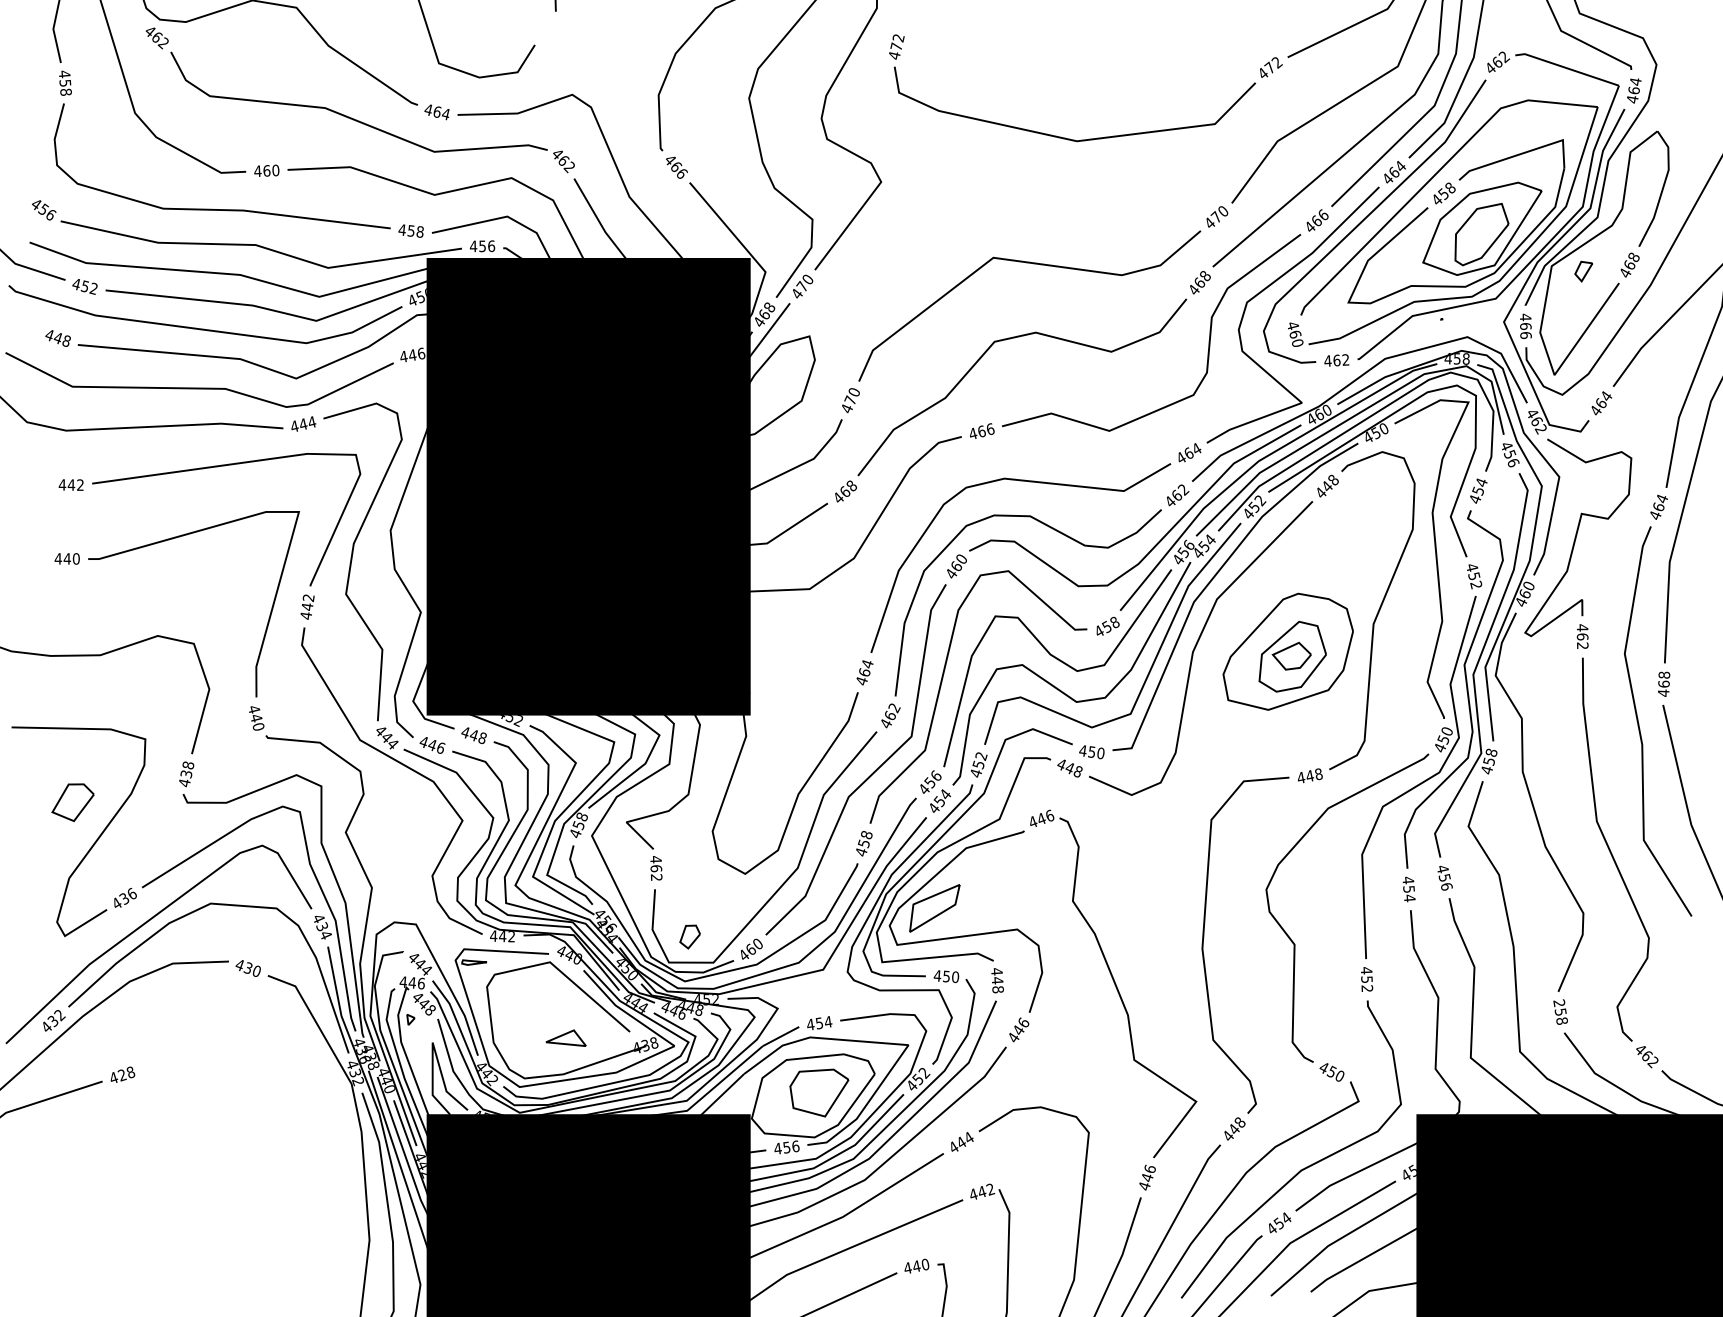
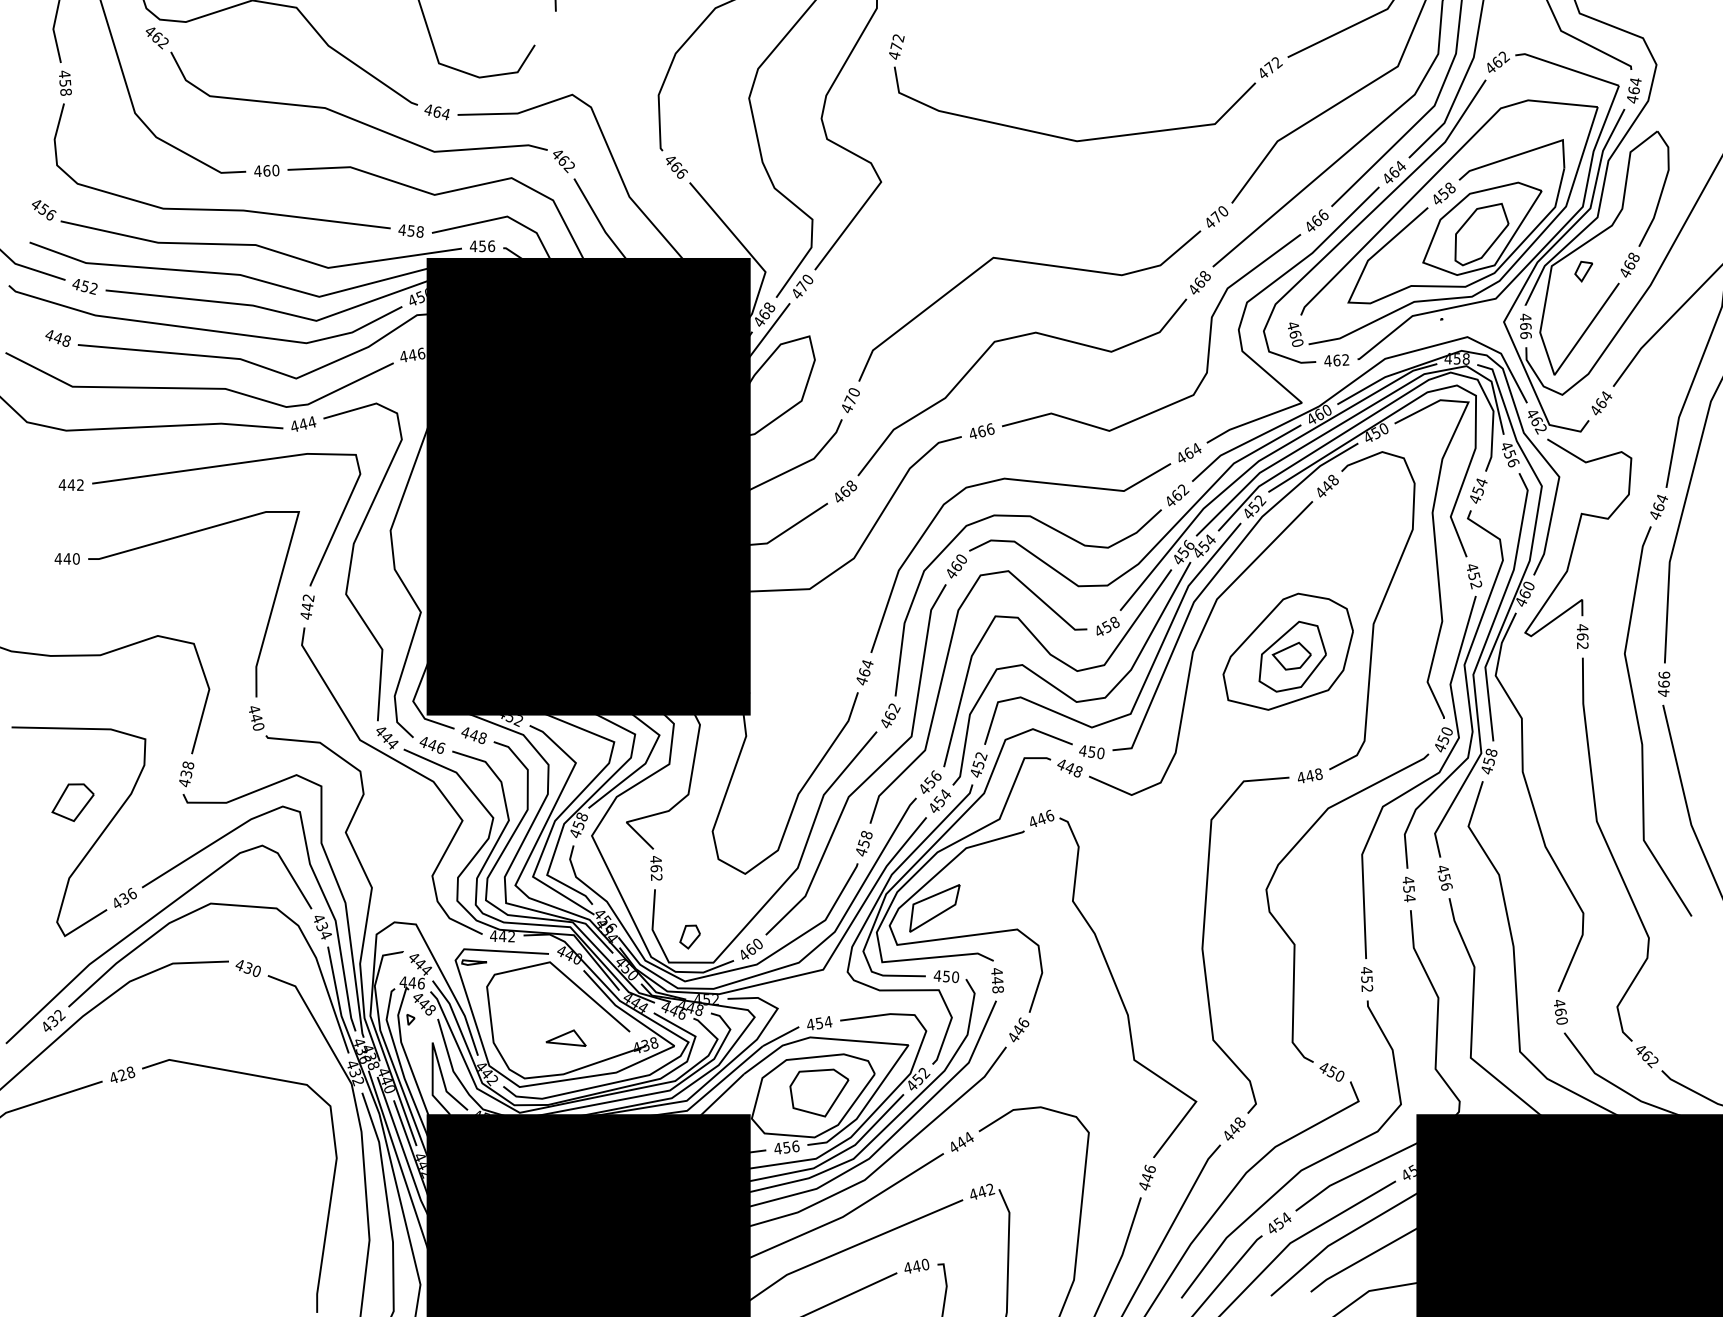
text: 468 -> 466 (1663, 674)
text: 258 -> 460 (1560, 1011)
curve: none -> present (329, 1199)
